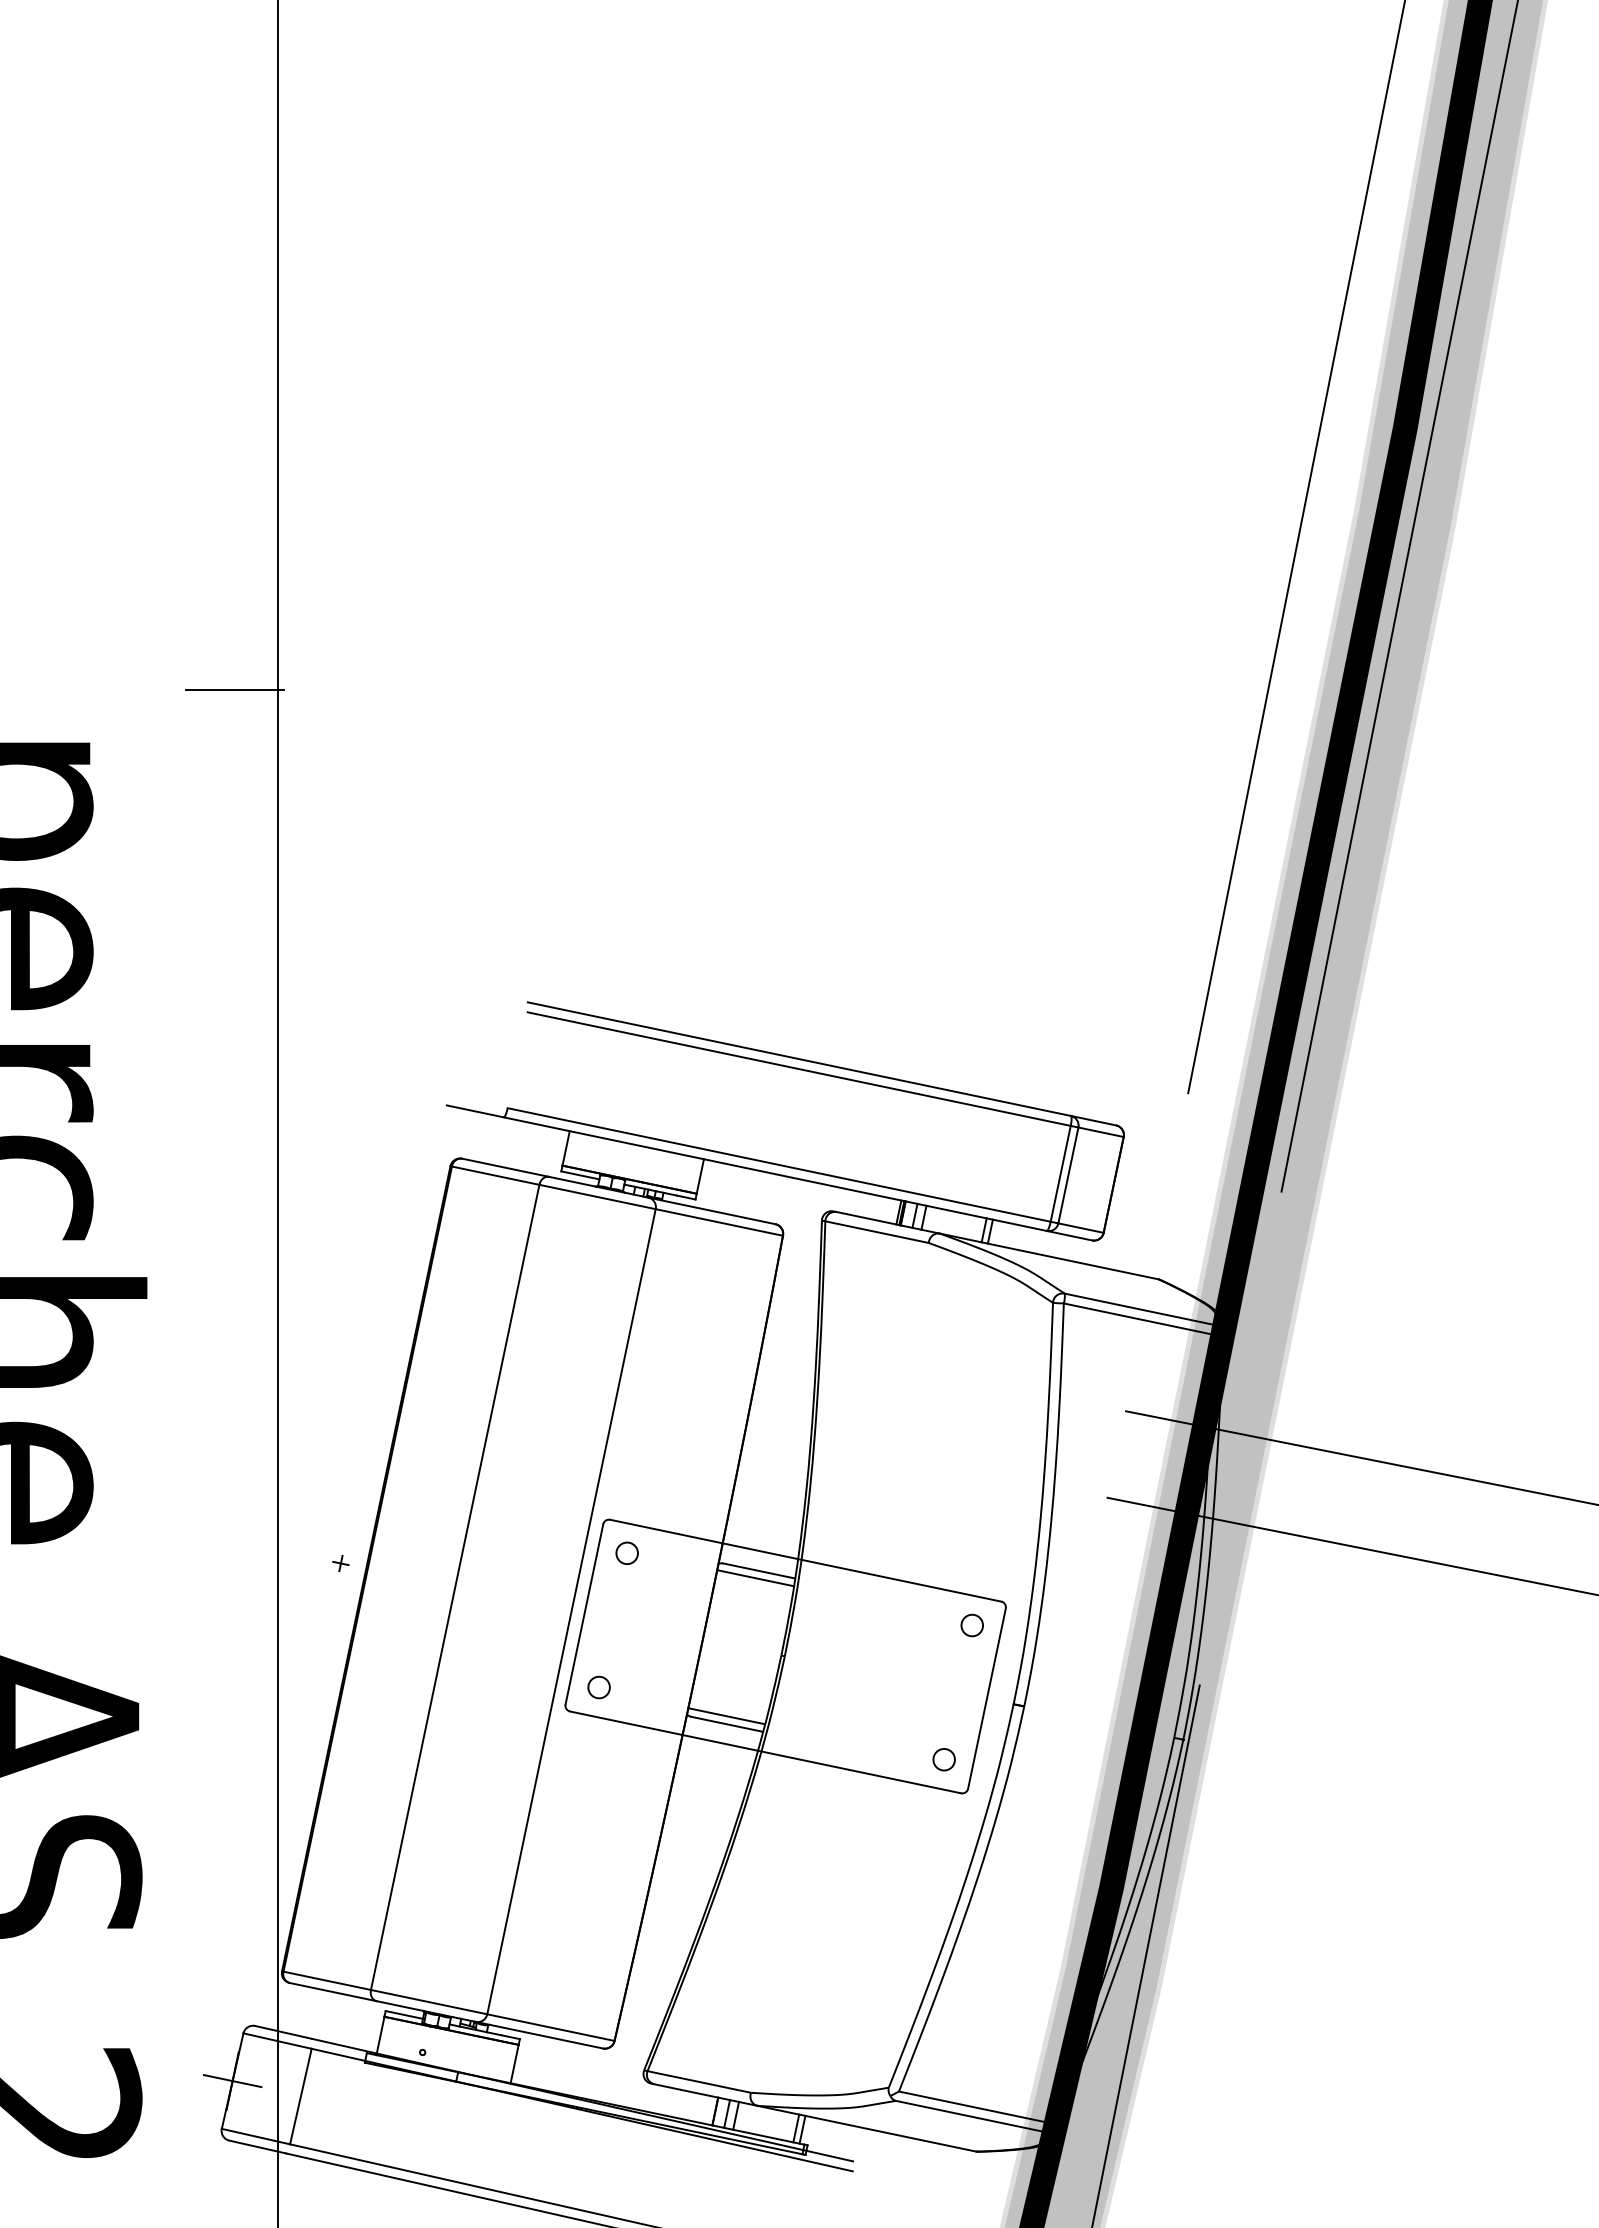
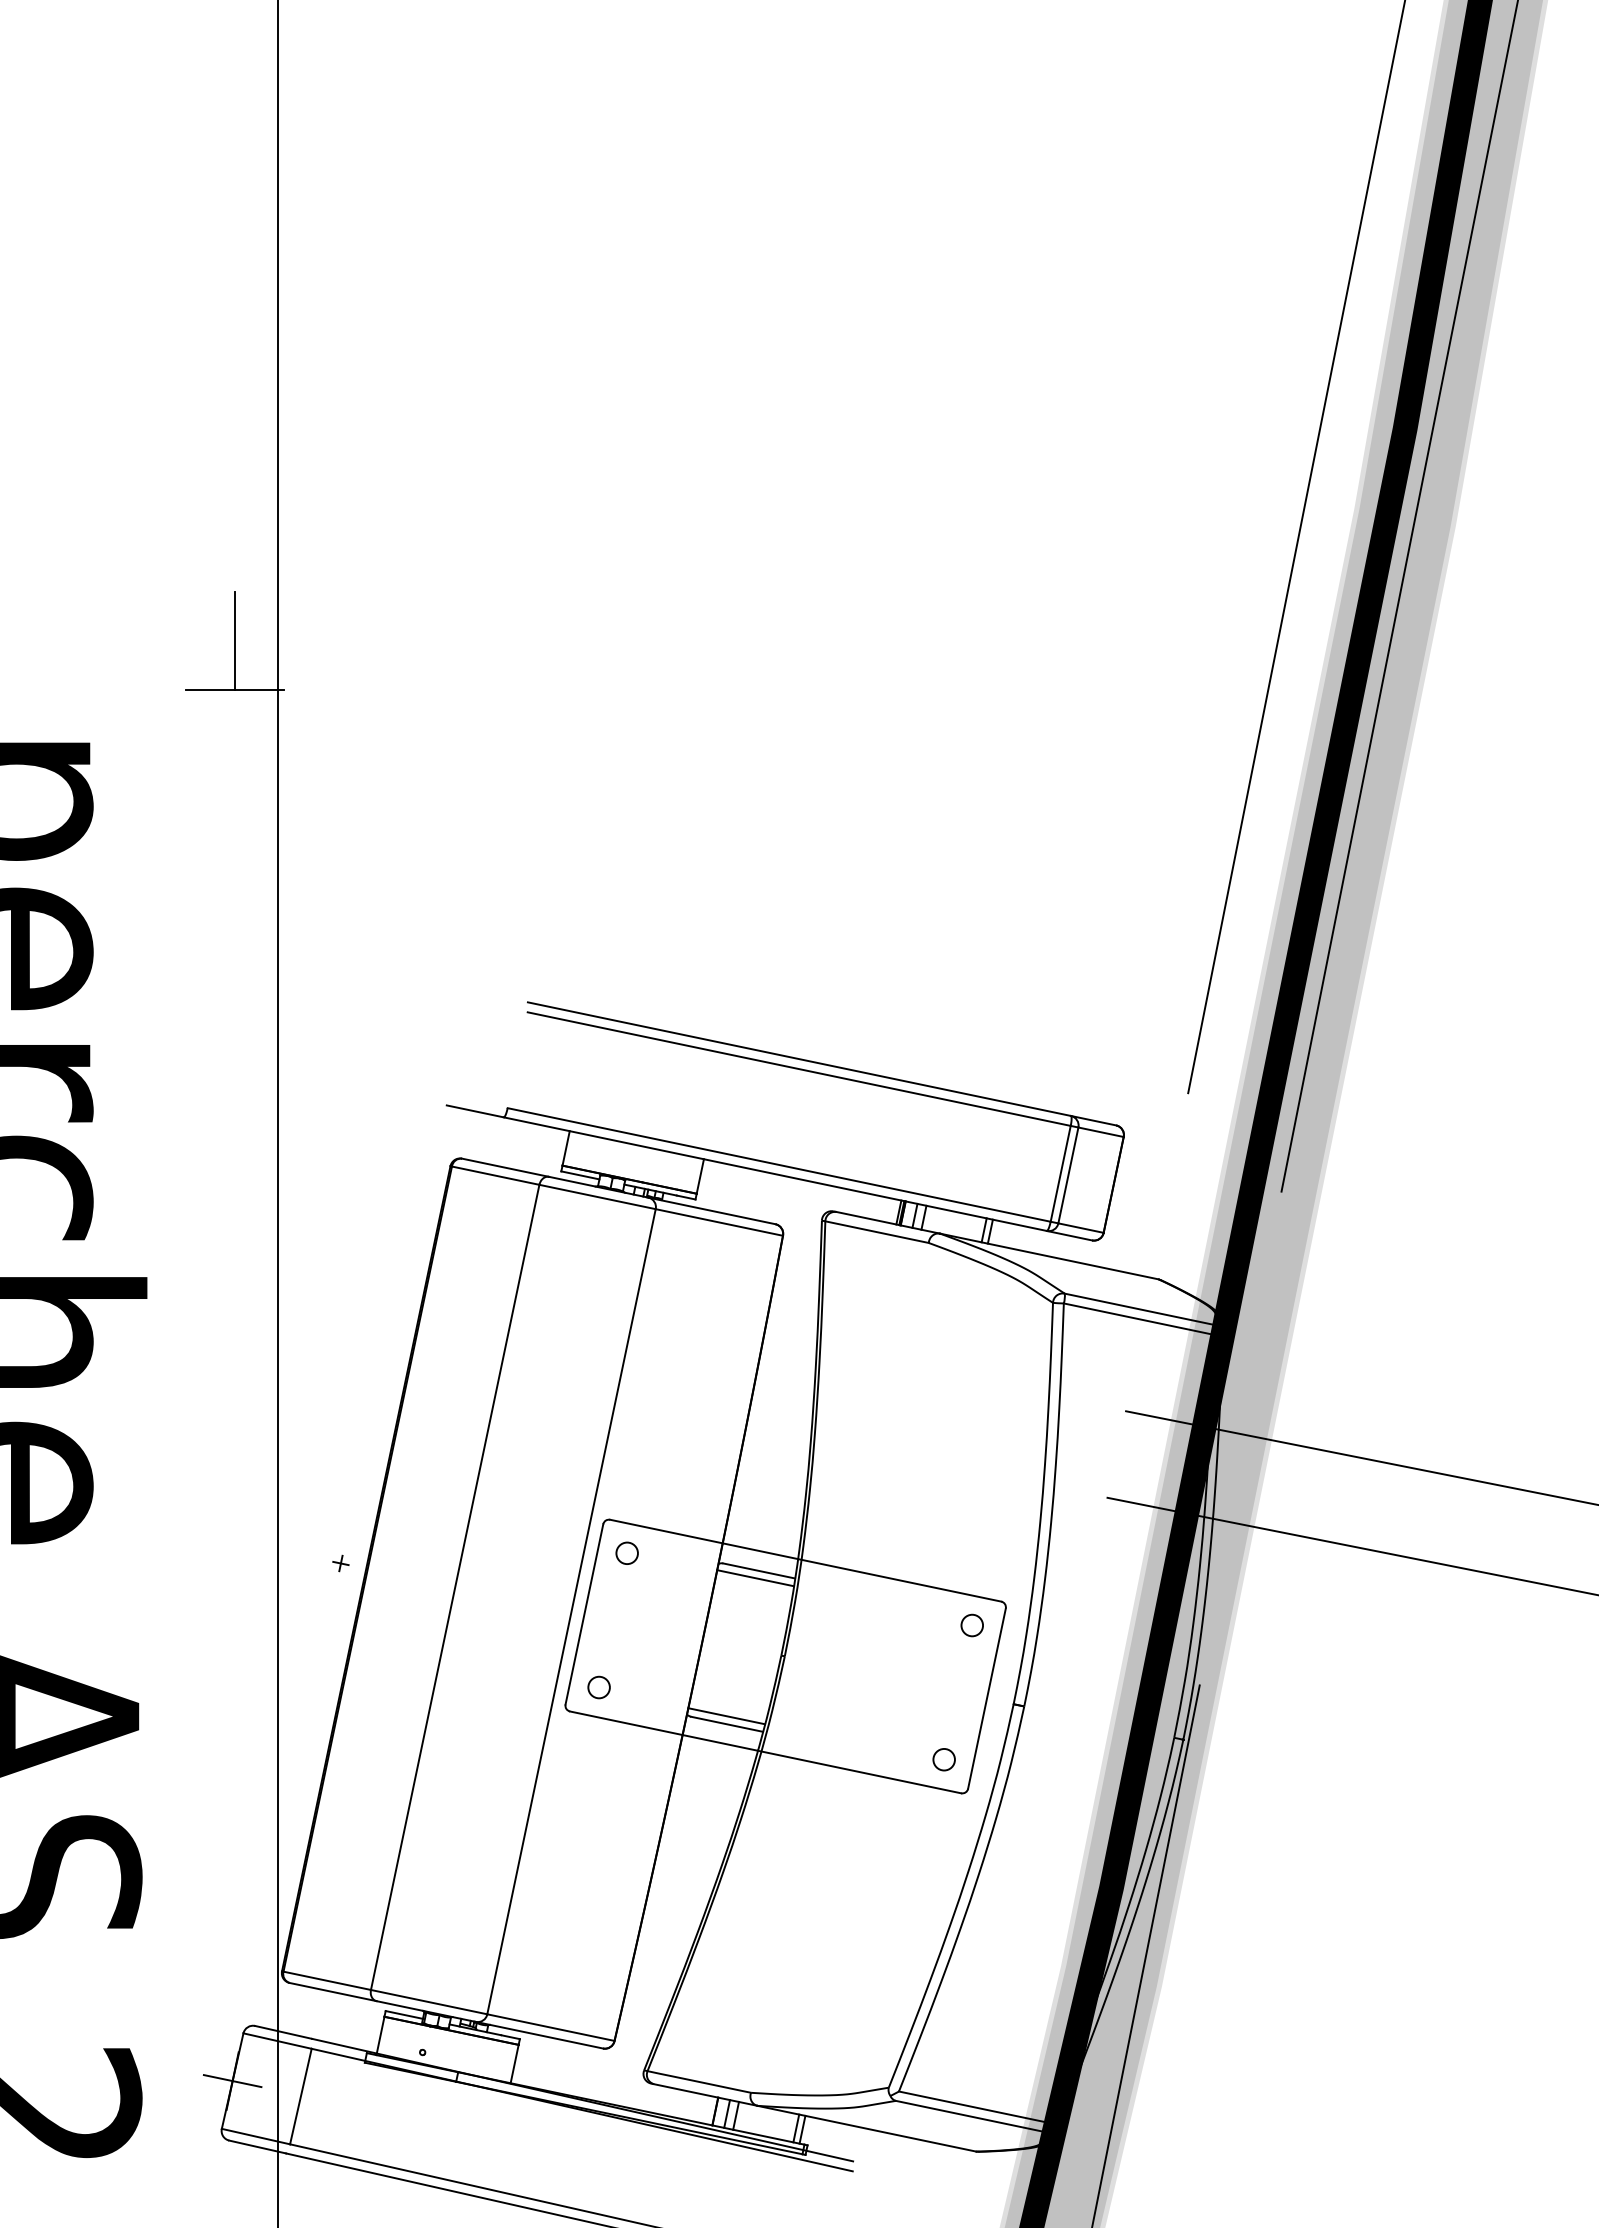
line: none -> present (234, 640)
